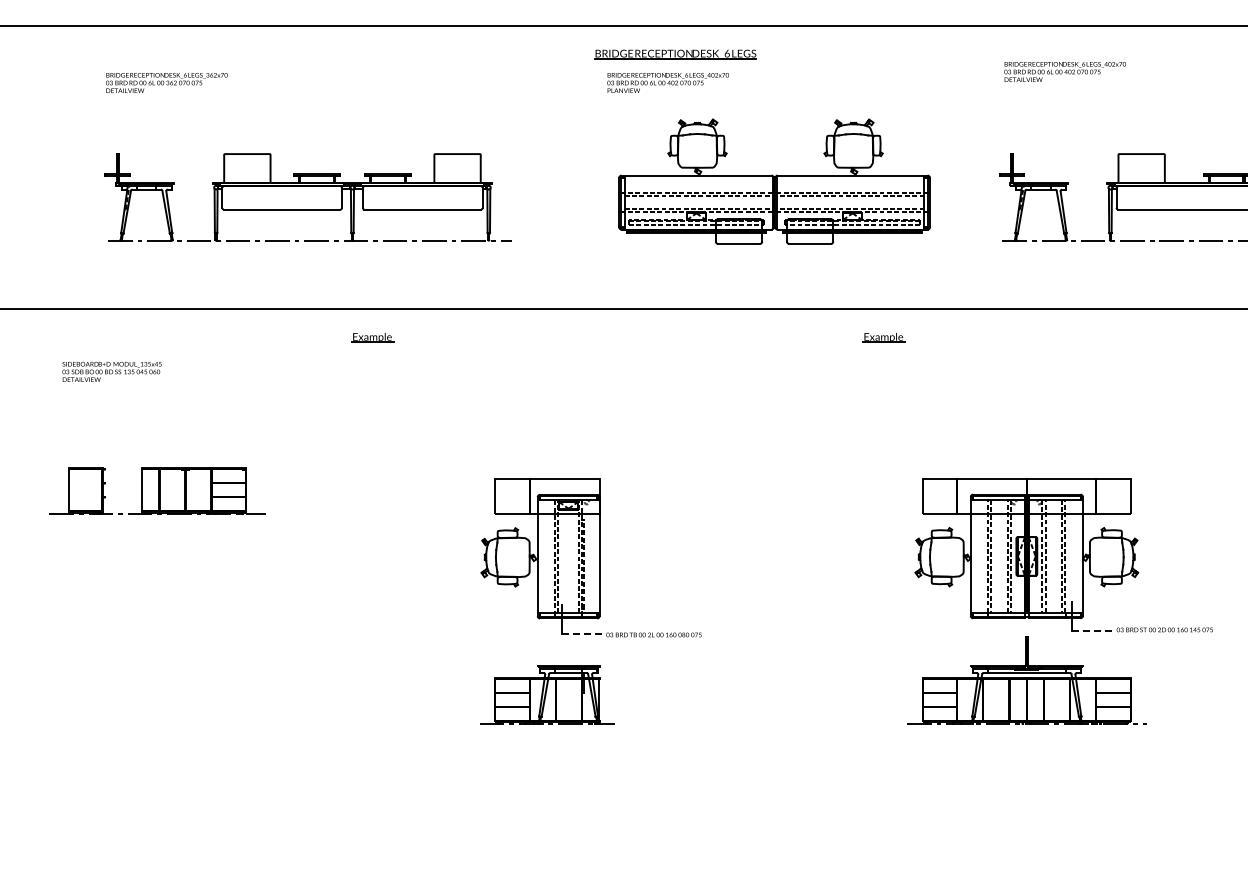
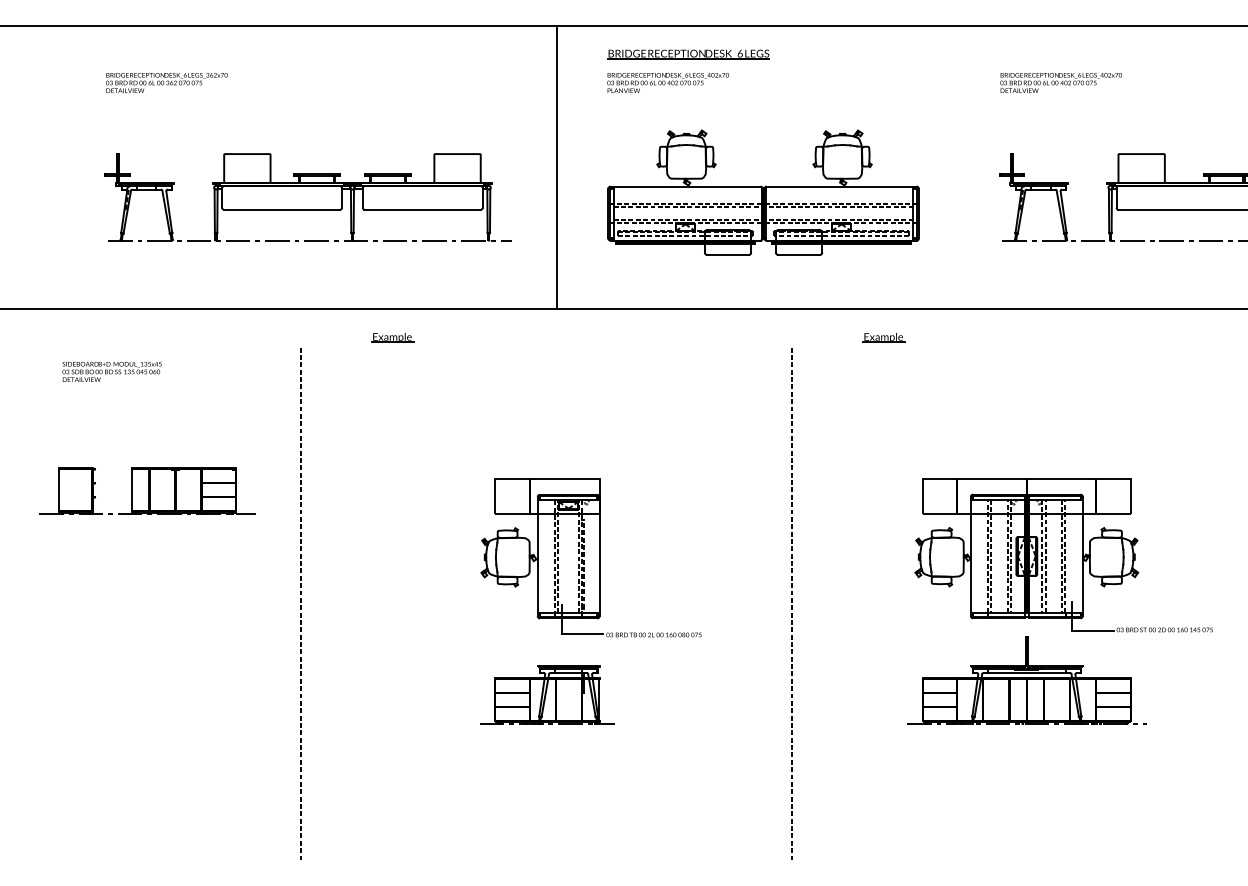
part position: (675, 54) -> (688, 54) (688, 54)
text position: (1064, 71) -> (1060, 82) (1060, 82)
line: none -> present (556, 167)
part position: (774, 181) -> (763, 192) (763, 192)
part position: (372, 337) -> (392, 337) (392, 337)
part position: (157, 490) -> (147, 490) (147, 490)
line: none -> present (300, 603)
line: none -> present (791, 603)
line: dashed -> solid (1092, 630)
line: dashed -> solid (582, 633)
